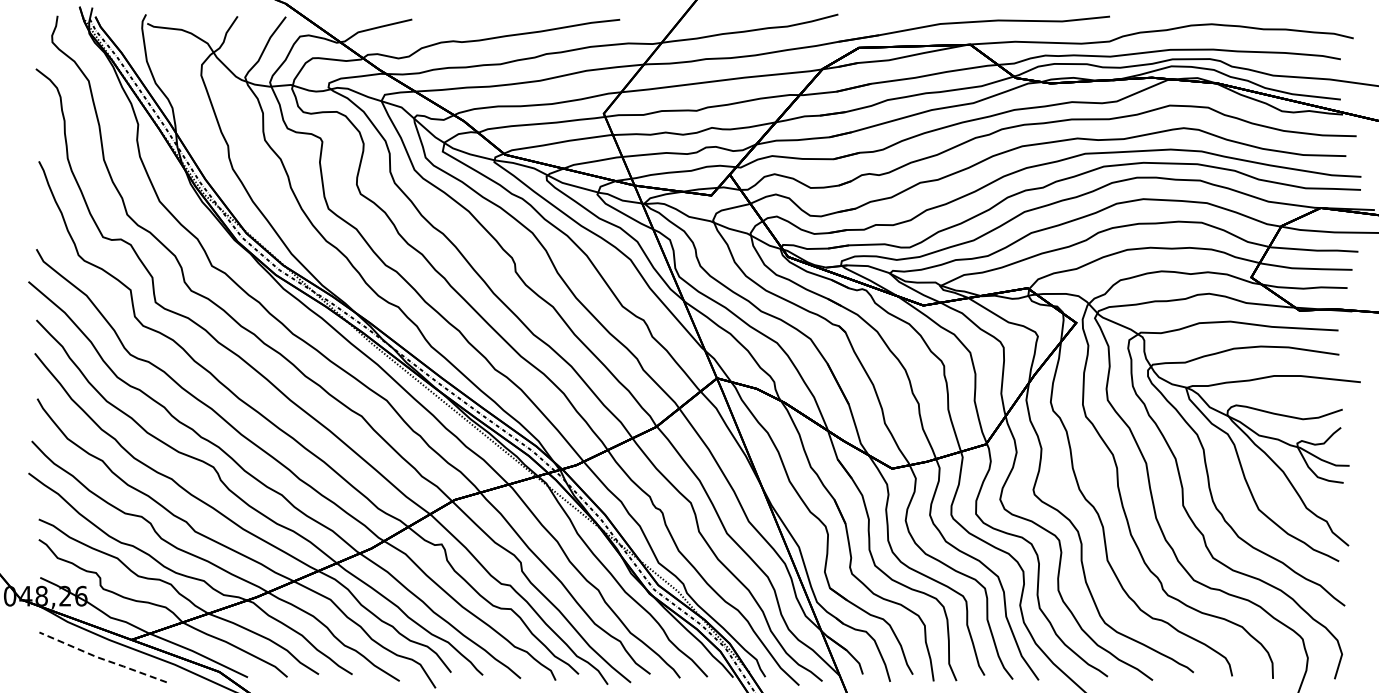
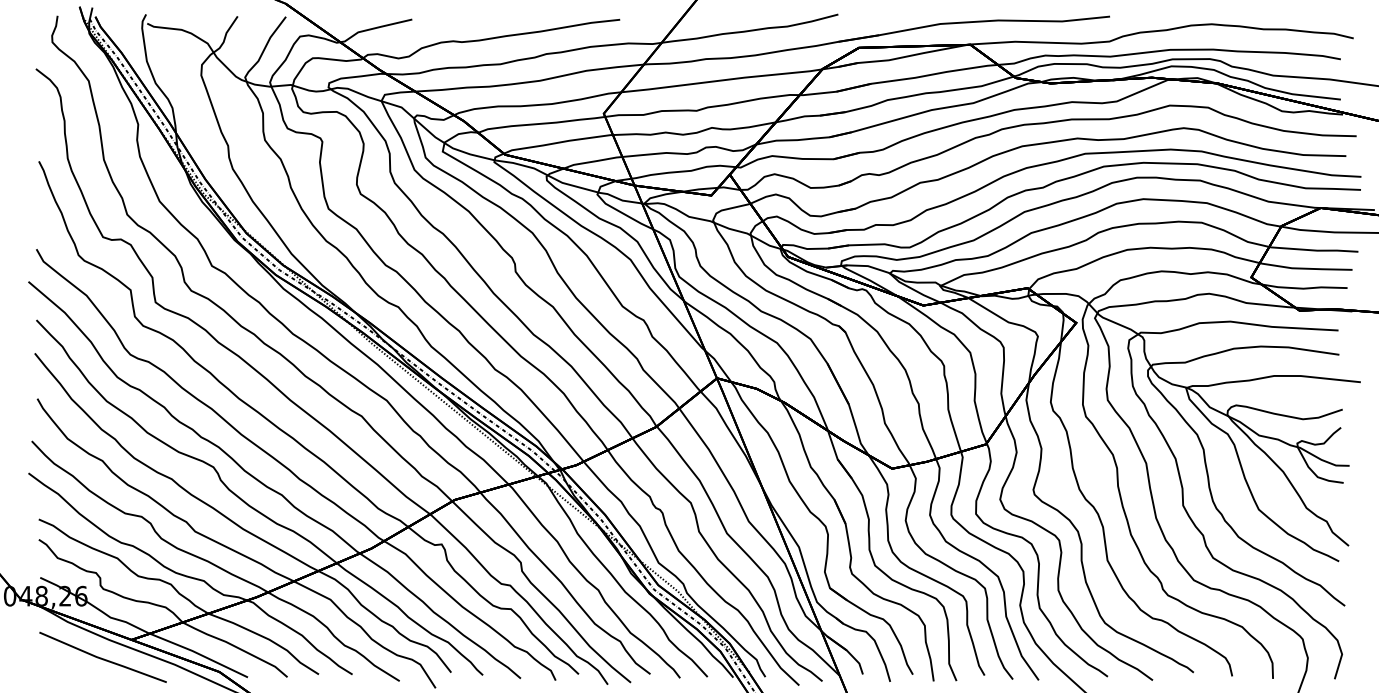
line: dashed -> solid (102, 659)
